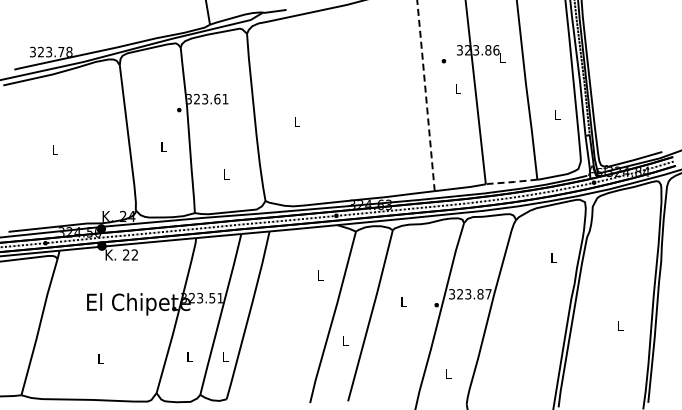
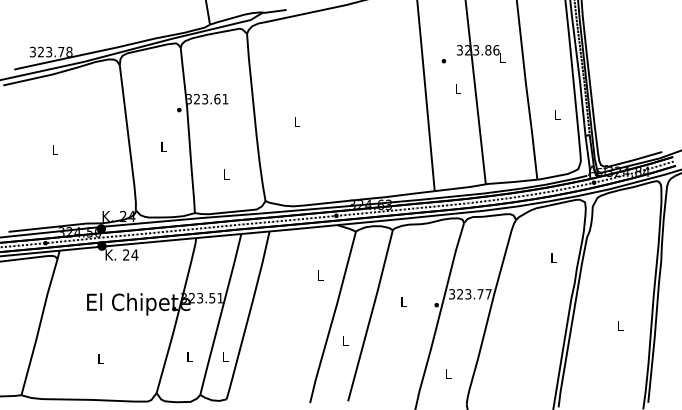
line: dashed -> solid (425, 94)
line: dashed -> solid (510, 182)
text: 22 -> 24 (134, 254)
text: 323.87 -> 323.77 (480, 294)
